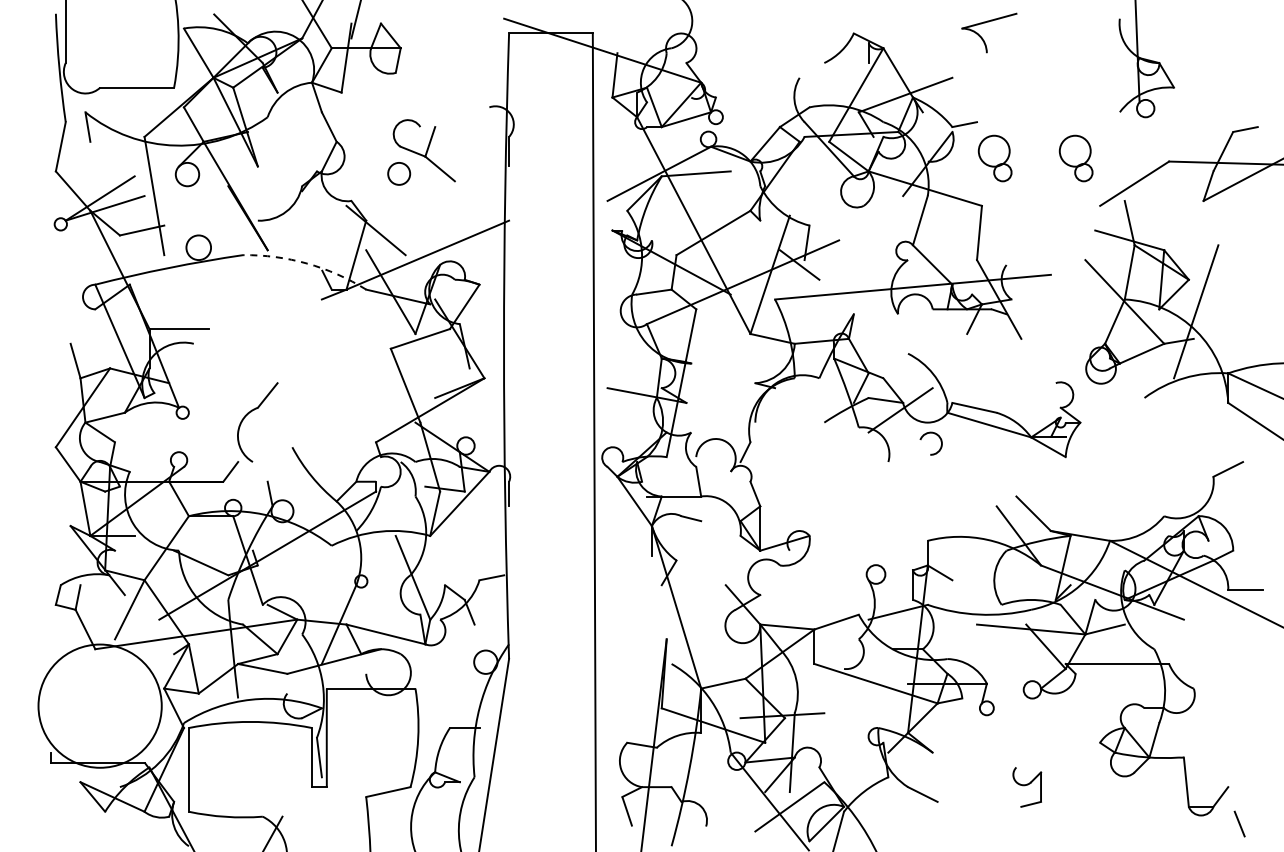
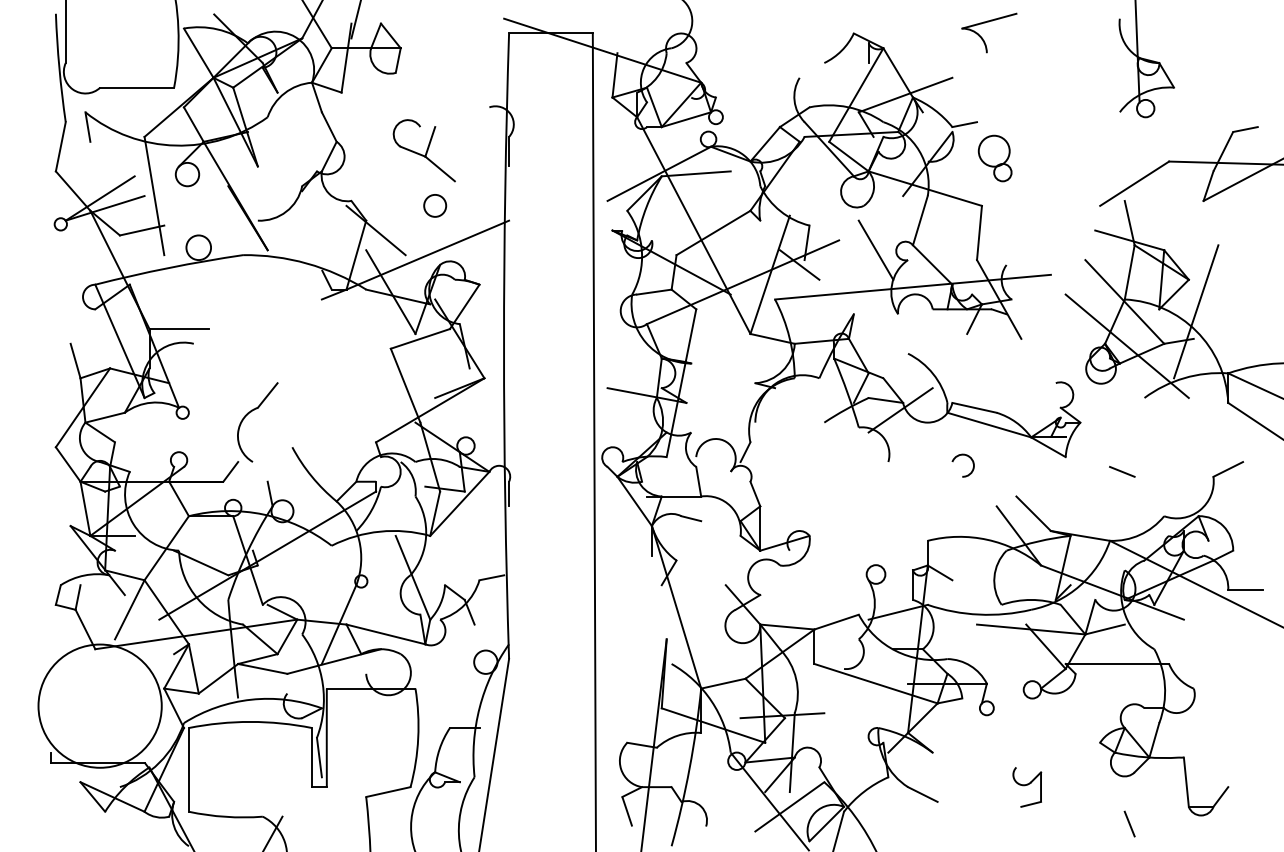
part: present -> none (1075, 158)
circle position: (399, 173) -> (435, 205) (435, 205)
line: none -> present (875, 249)
arc: dashed -> solid (307, 263)
line: none -> present (1126, 346)
arc position: (925, 435) -> (957, 457) (957, 457)
line: none -> present (1122, 471)
line position: (1239, 823) -> (1129, 823) (1129, 823)
